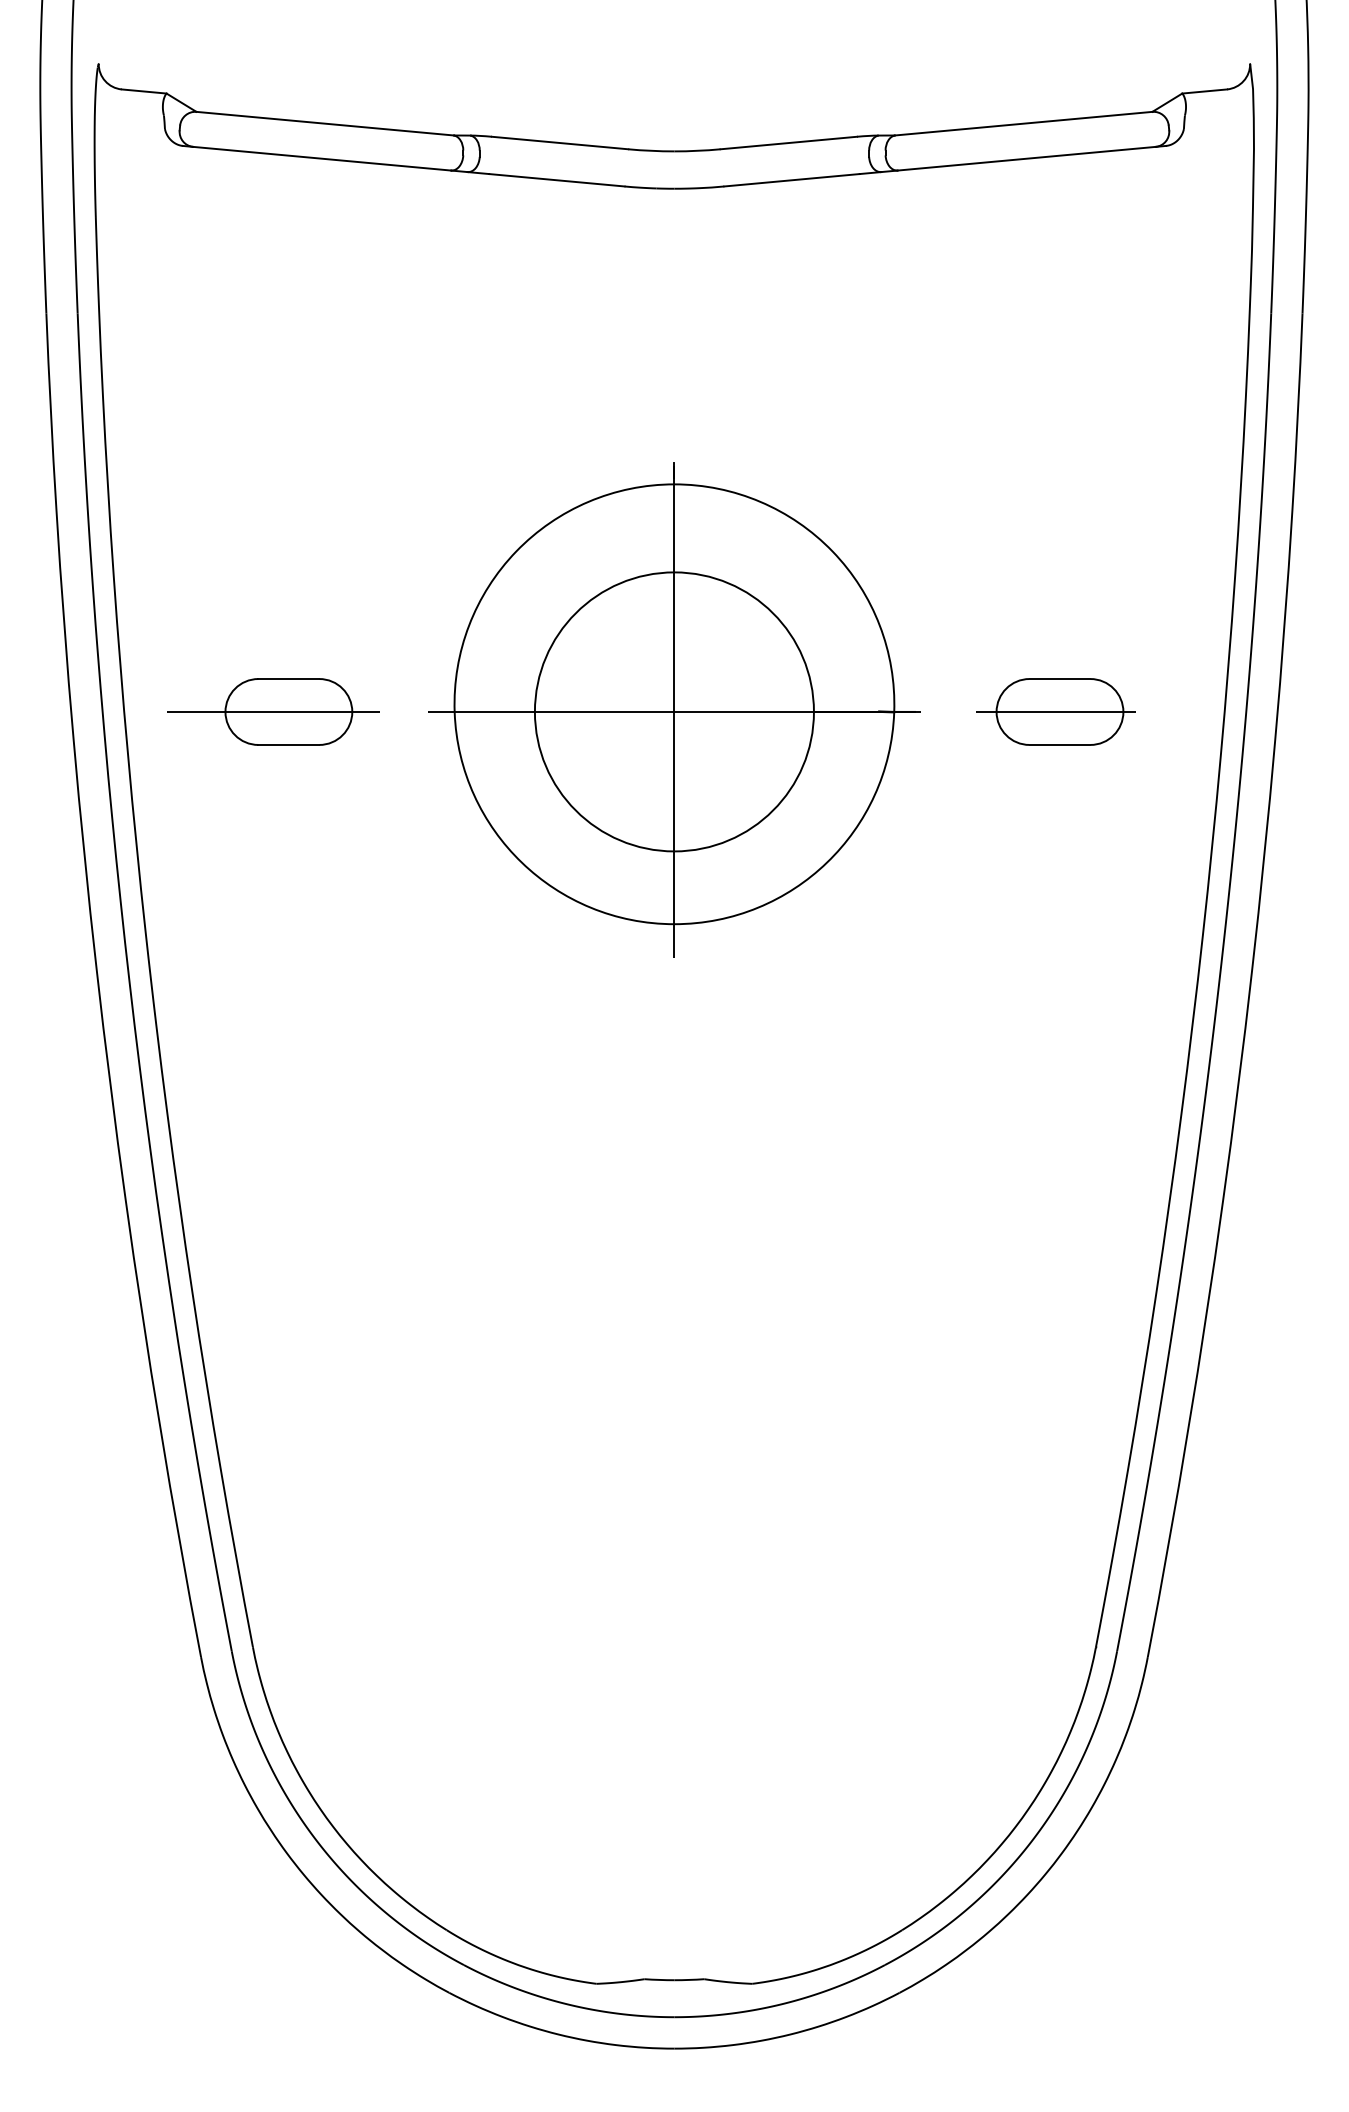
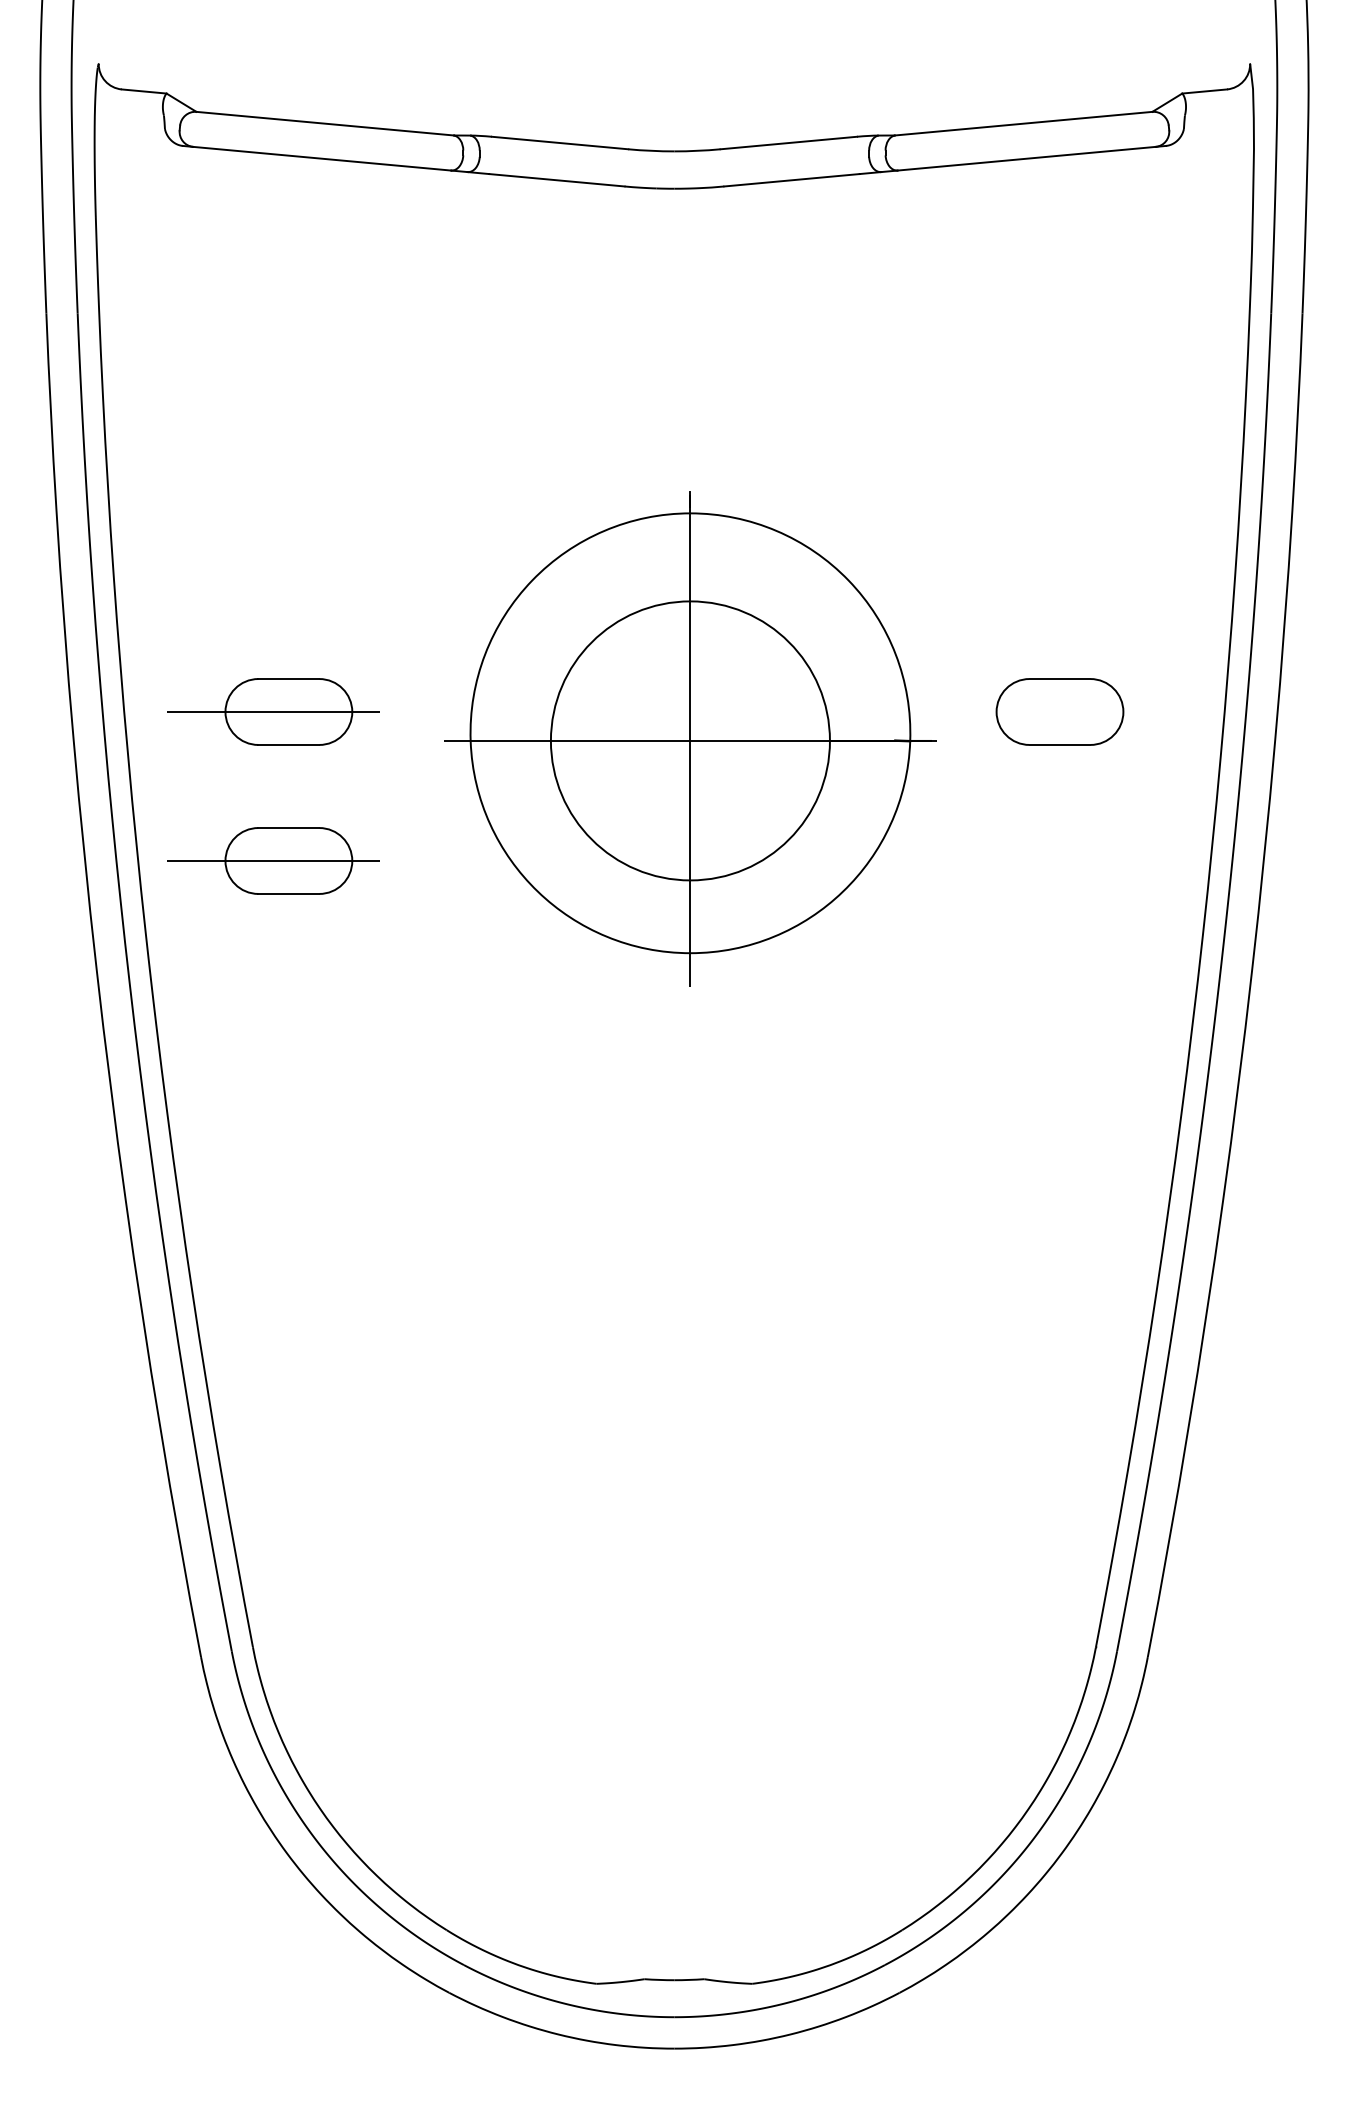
part position: (674, 709) -> (690, 738) (690, 738)
line: present -> none (1056, 712)
part: none -> present (273, 860)
